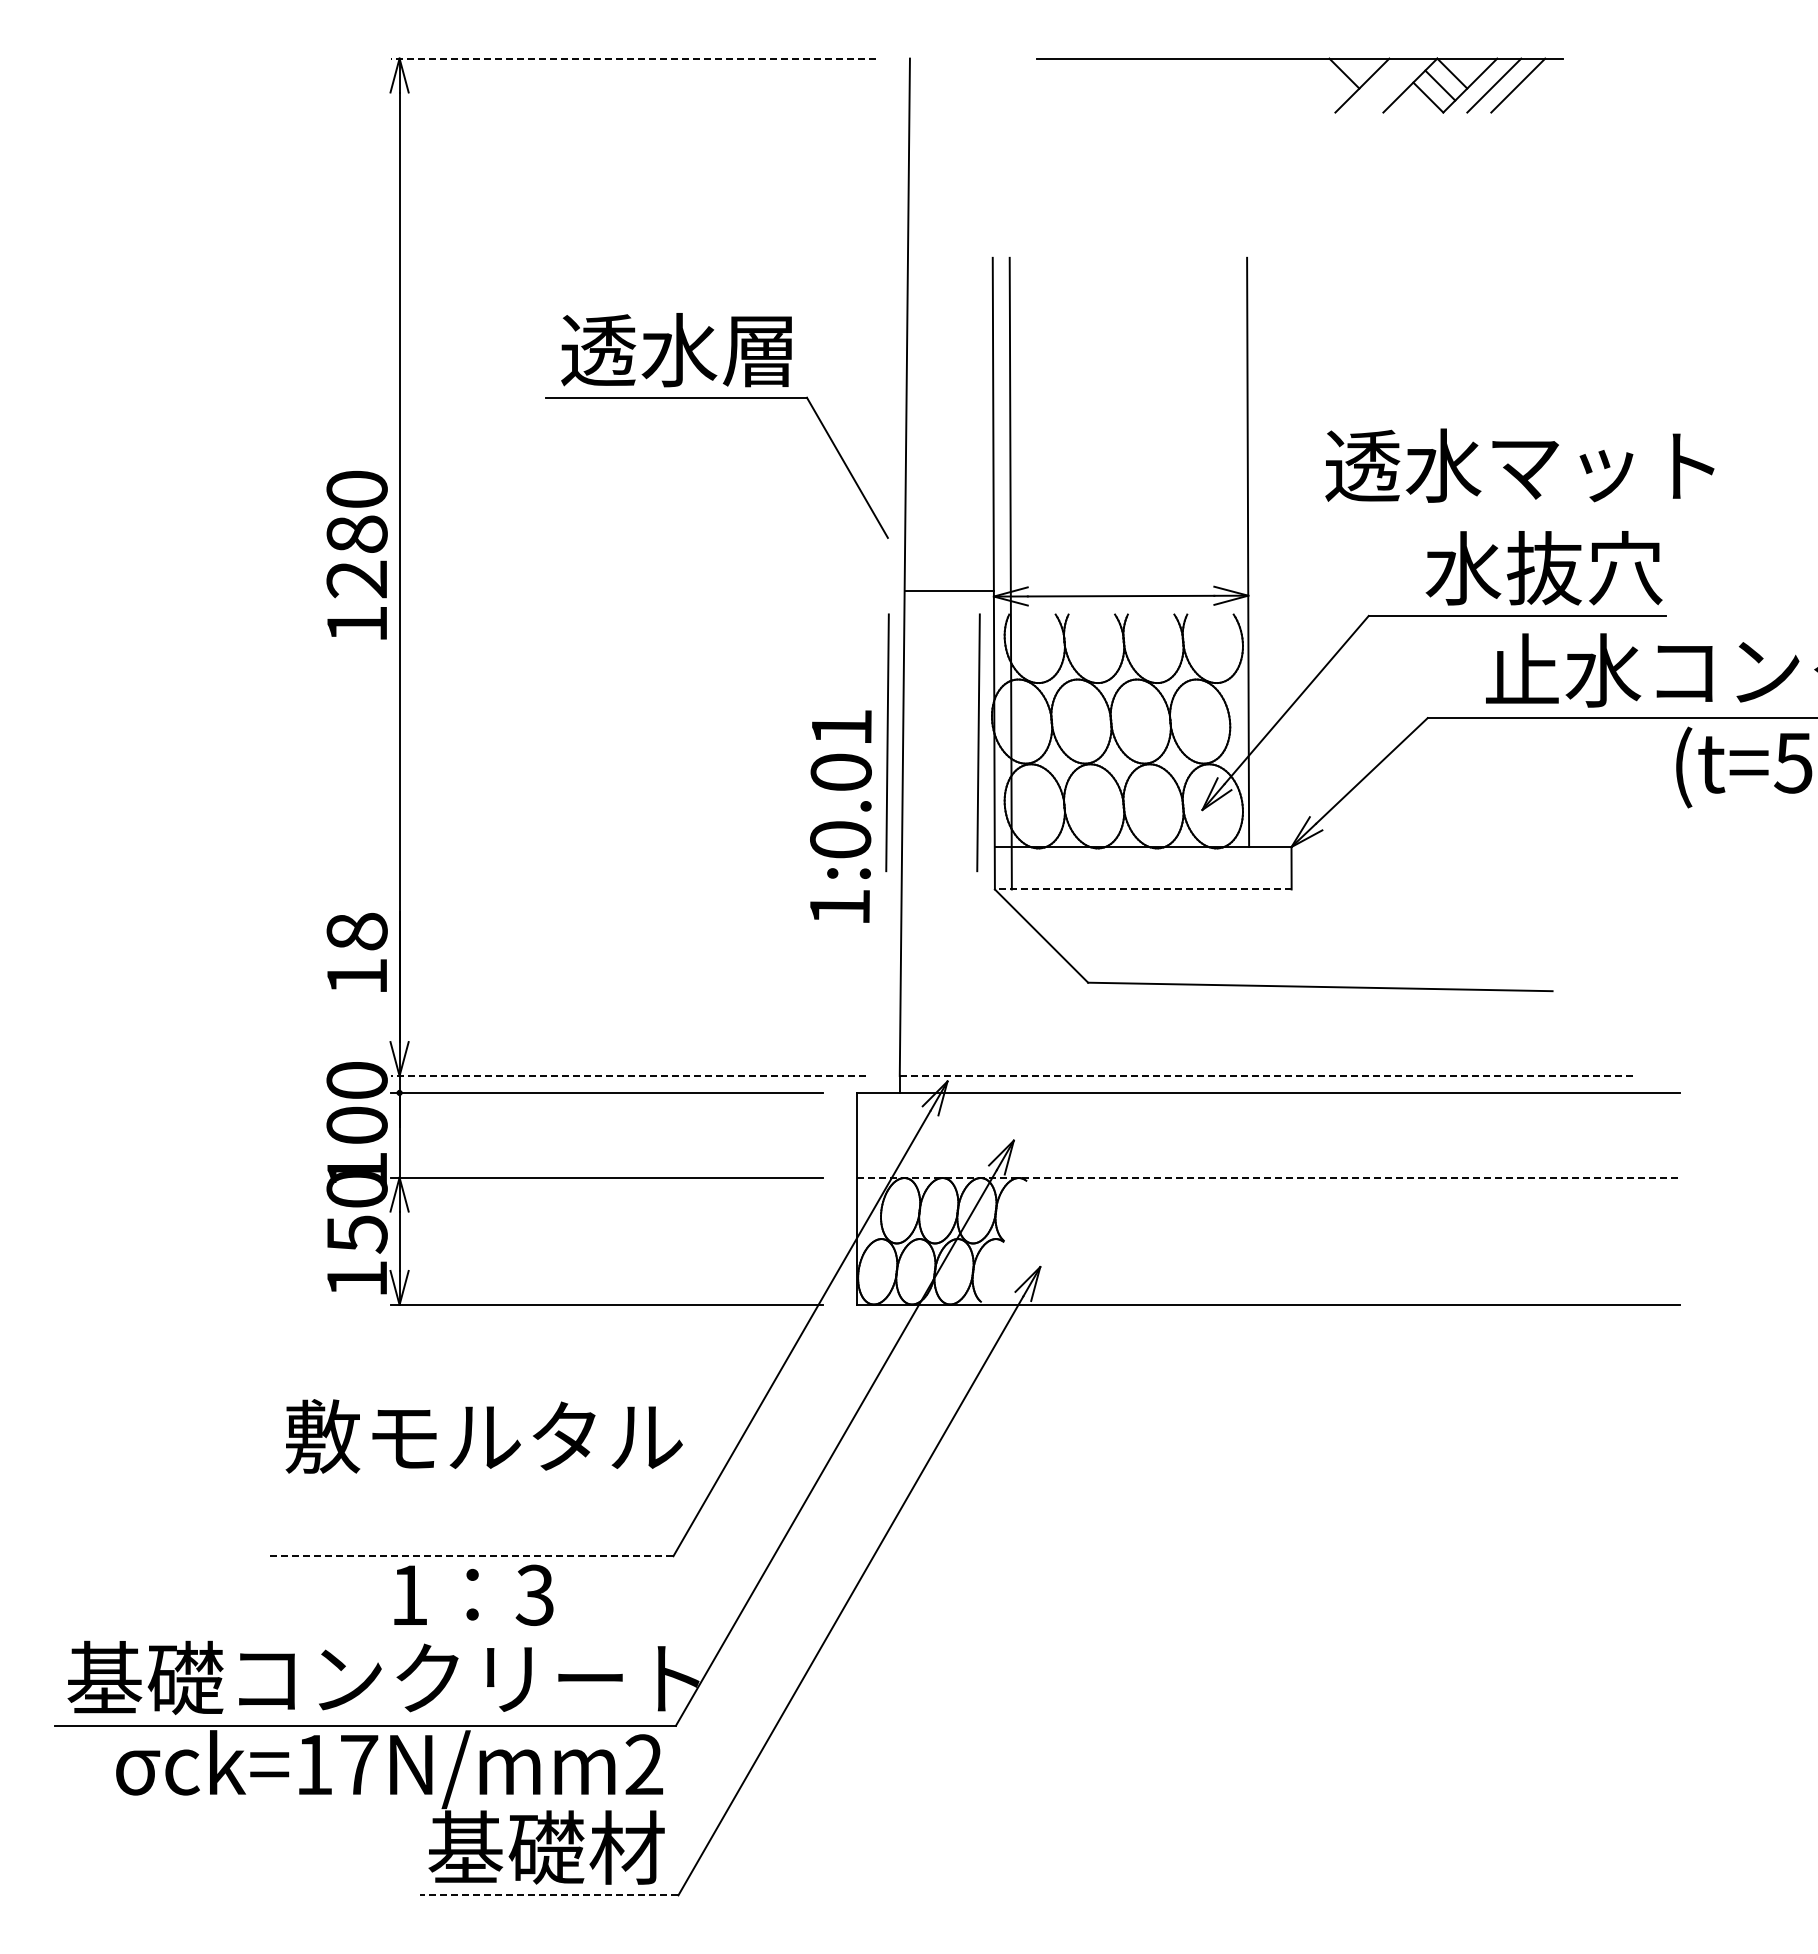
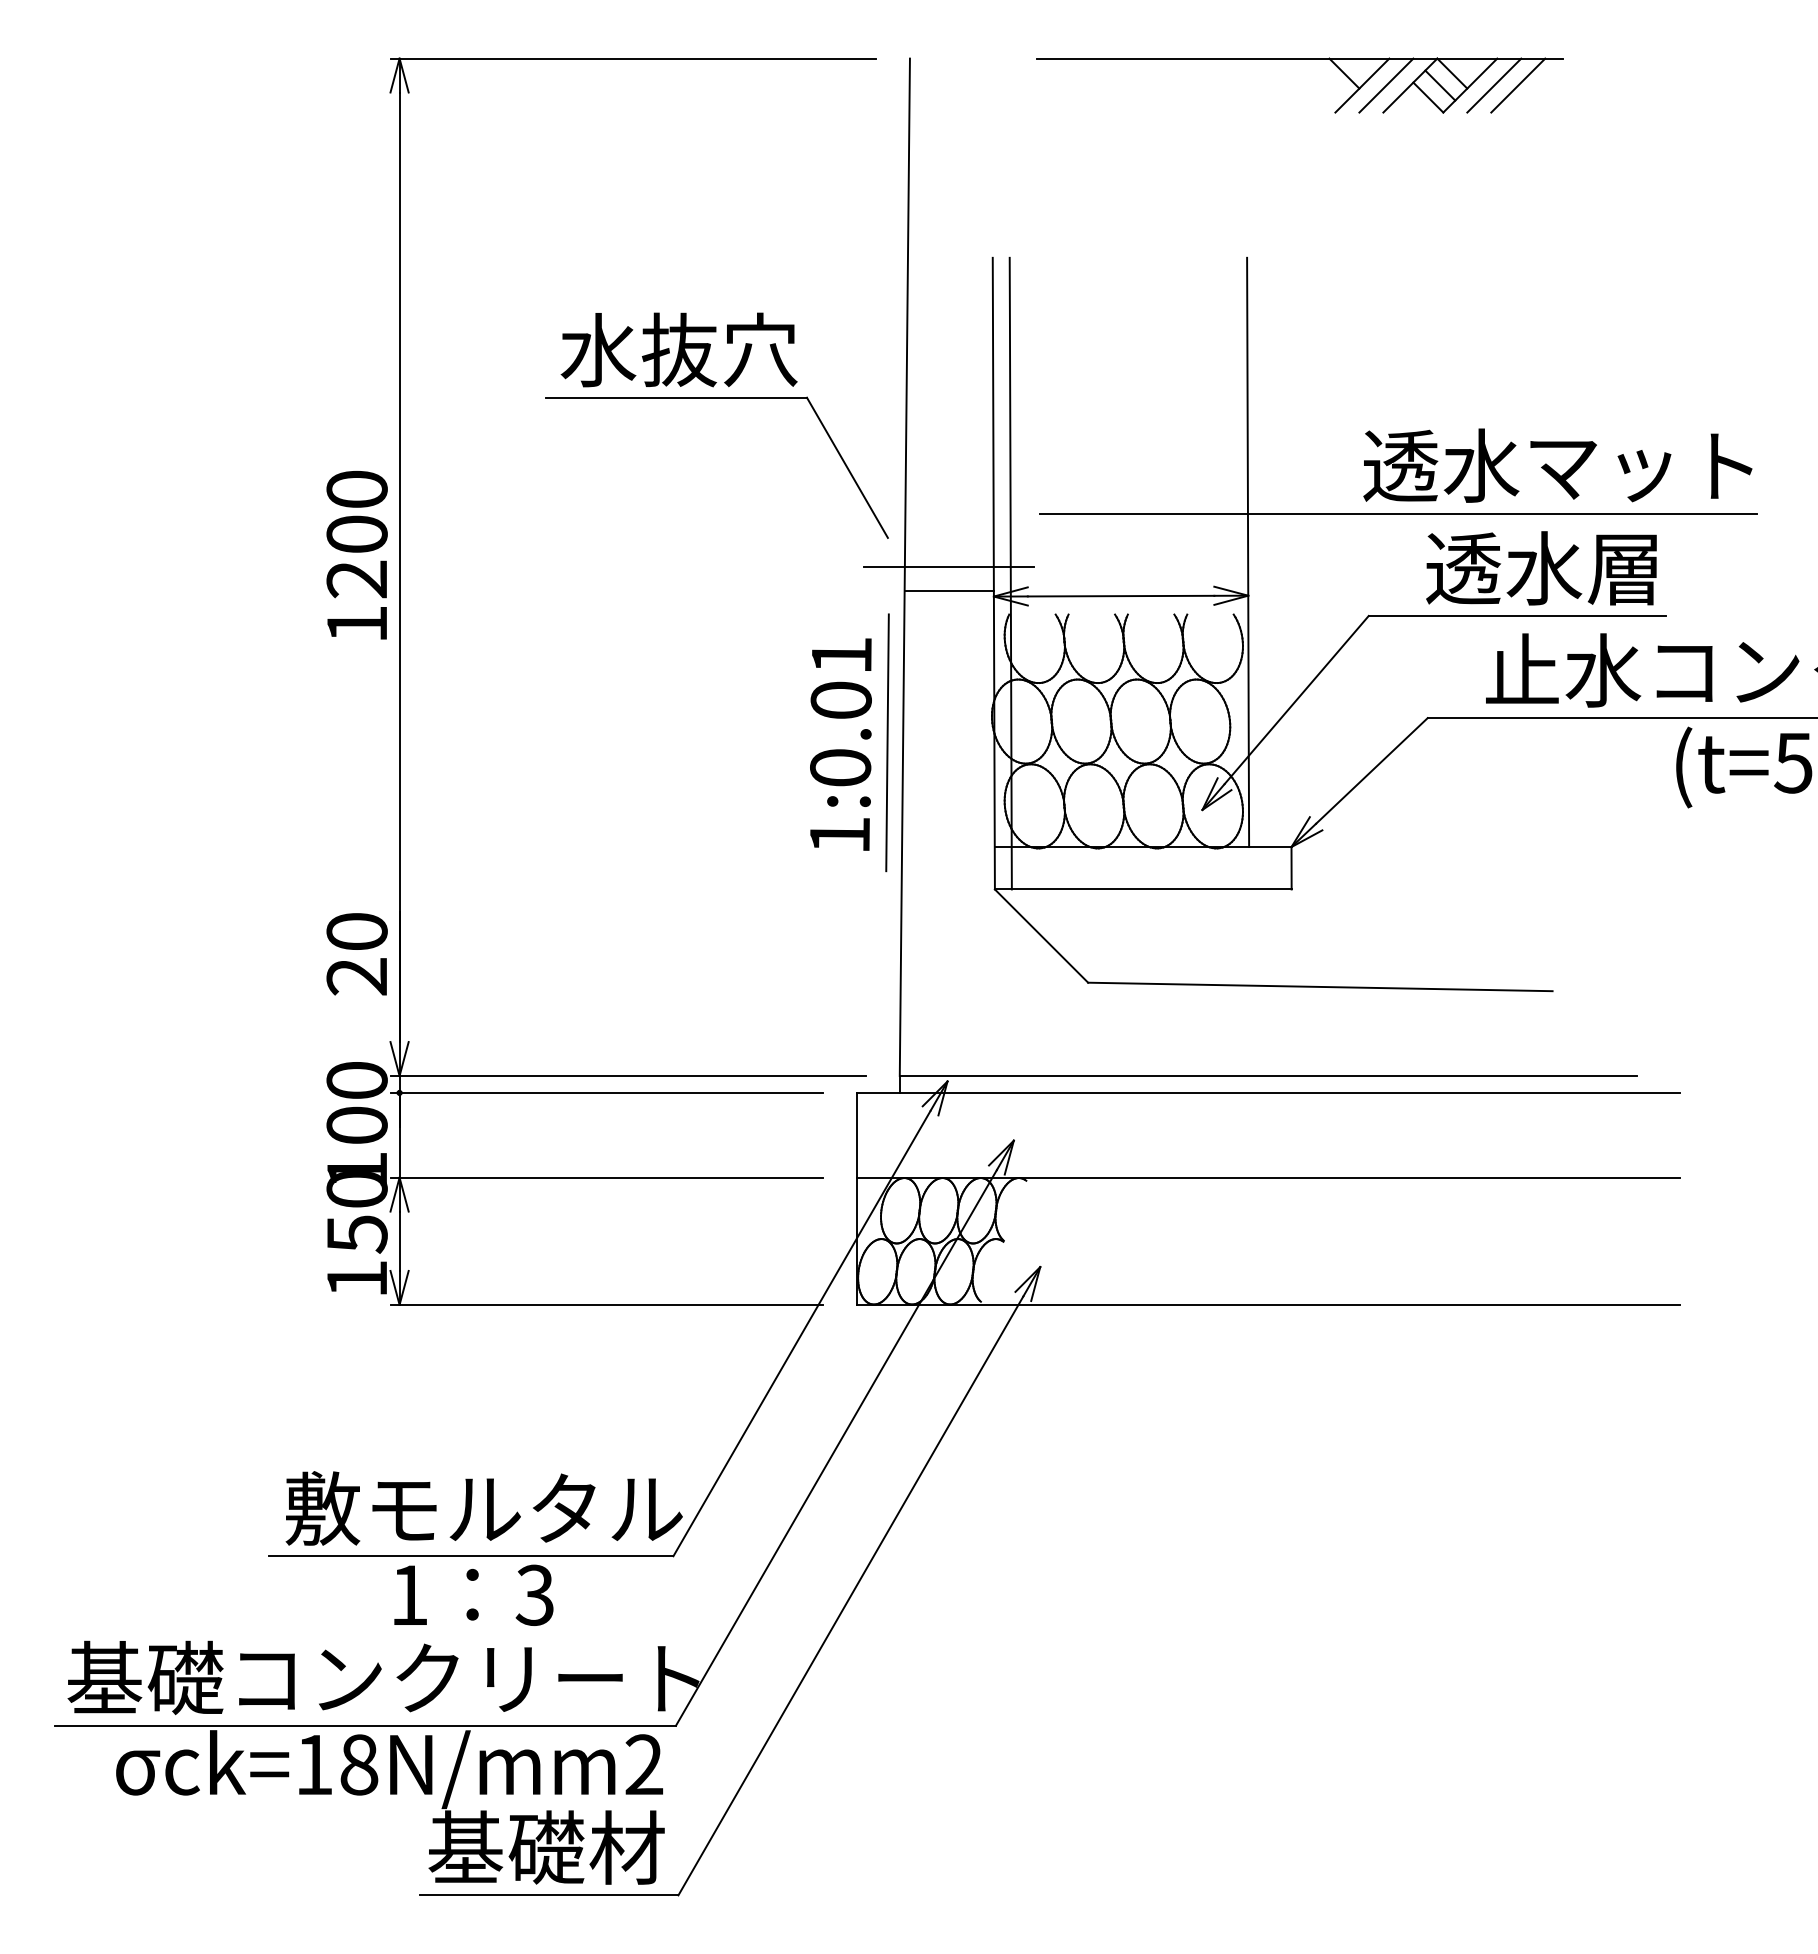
line: dashed -> solid (633, 58)
line: none -> present (1386, 85)
text: 透水層 -> 水抜穴 (678, 349)
text position: (1519, 465) -> (1557, 465) (1557, 465)
line: none -> present (1397, 514)
text: 1280 -> 1200 (356, 533)
line: none -> present (949, 567)
text: 水抜穴 -> 透水層 (1543, 568)
line: present -> none (978, 742)
text position: (840, 816) -> (840, 744) (840, 744)
line: dashed -> solid (1142, 889)
text: 18 -> 20 (356, 953)
line: dashed -> solid (628, 1075)
line: dashed -> solid (1268, 1075)
line: dashed -> solid (1269, 1177)
text position: (483, 1436) -> (483, 1508) (483, 1508)
line: dashed -> solid (470, 1556)
text: ck=17N/mm2 -> ck=18N/mm2 (359, 1764)
line: dashed -> solid (548, 1895)
